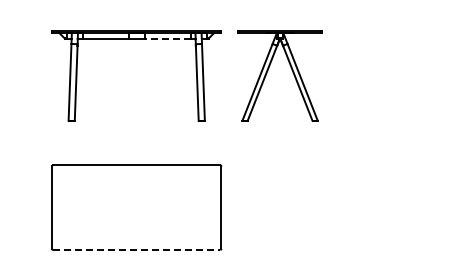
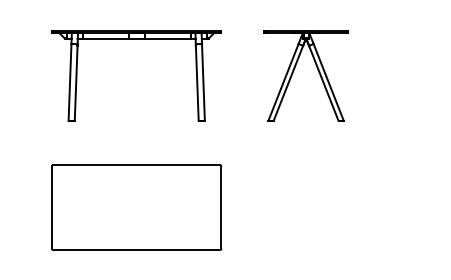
line: dashed -> solid (167, 38)
part position: (268, 71) -> (294, 71) (294, 71)
line: dashed -> solid (136, 249)
